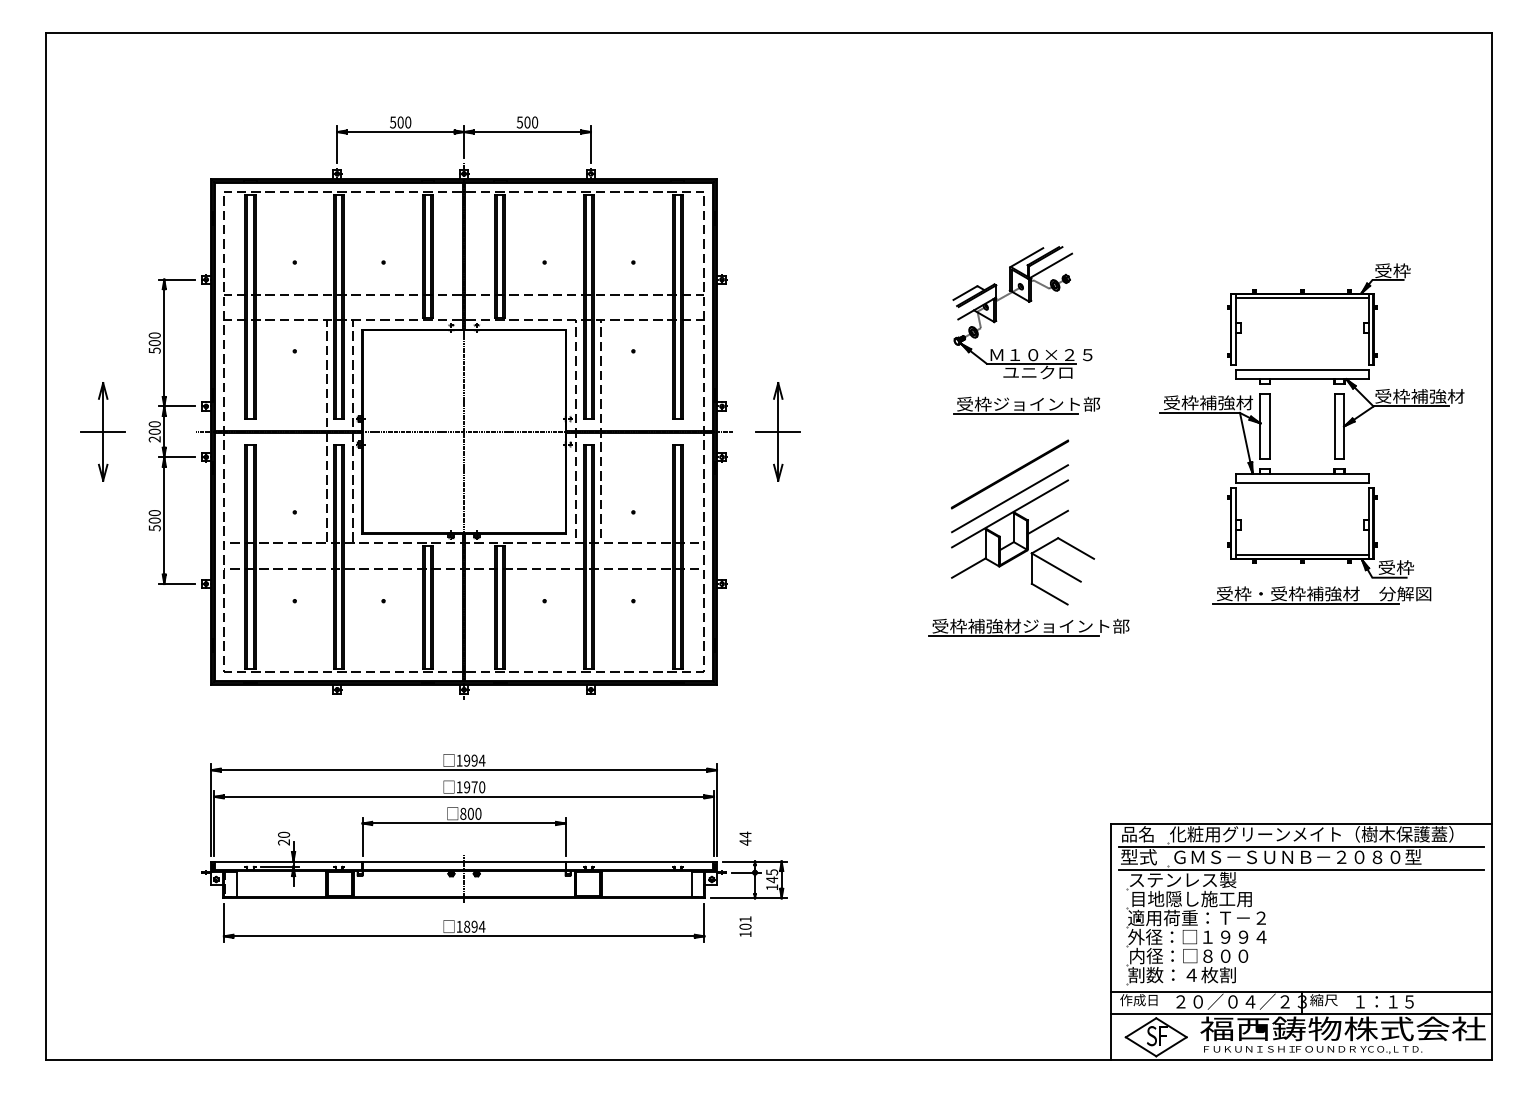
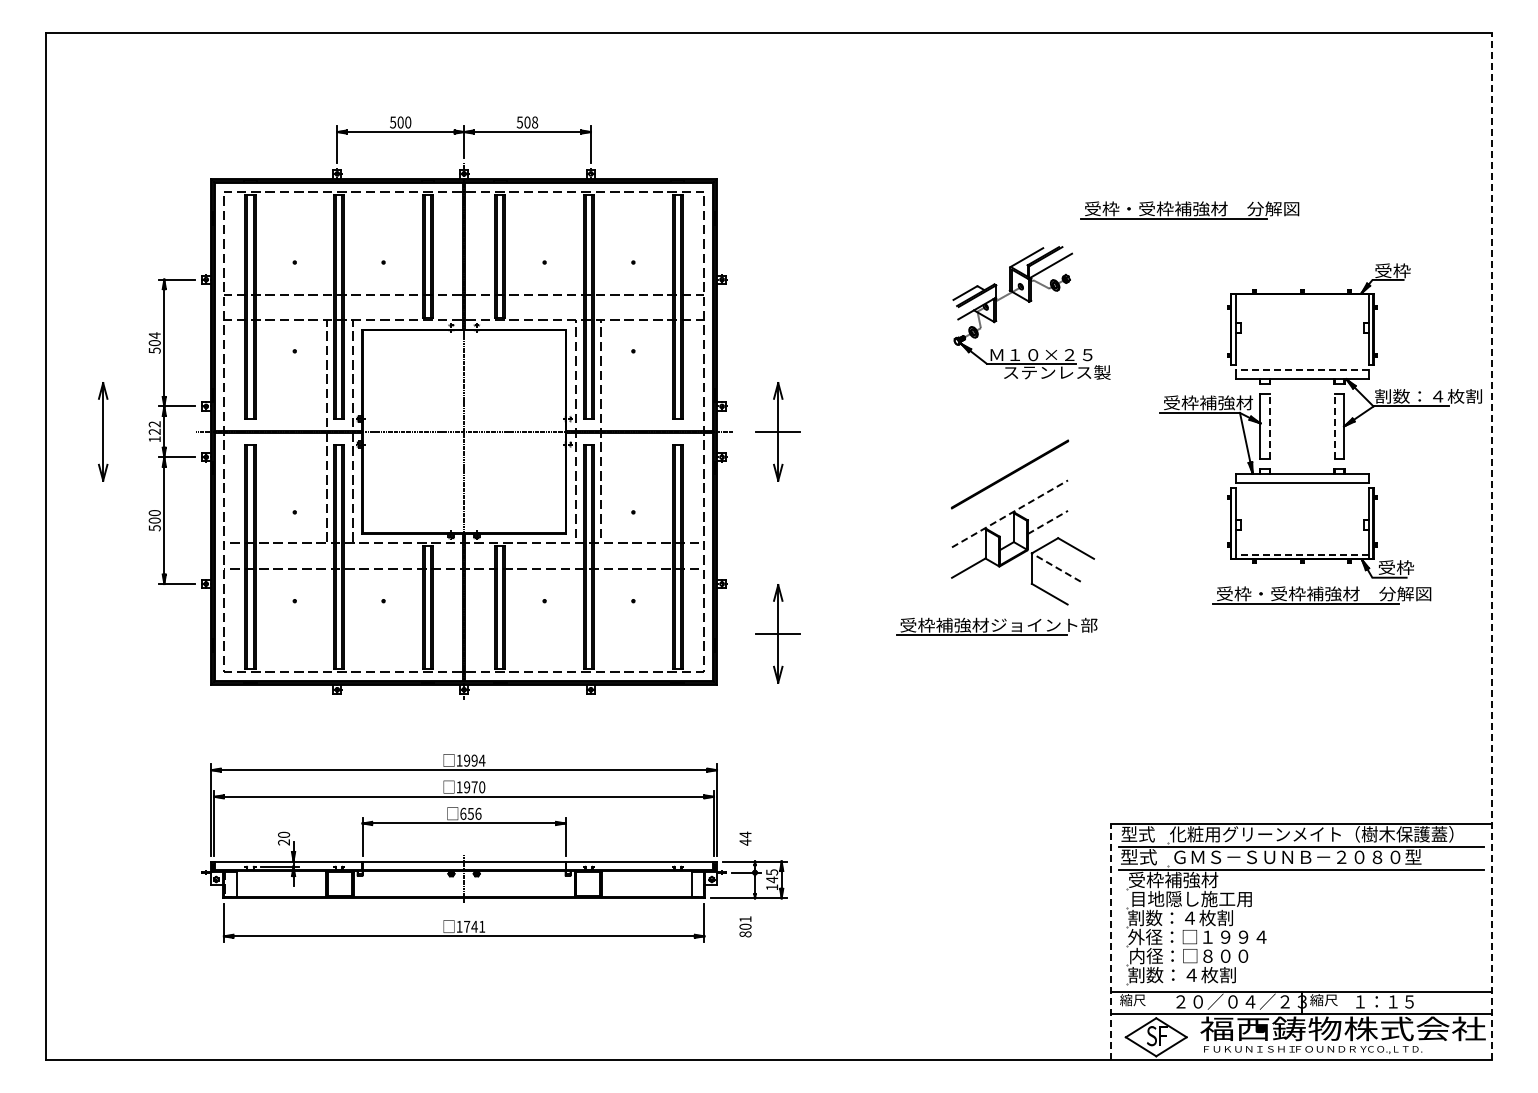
text: 500 -> 508 (535, 122)
part: none -> present (1189, 210)
line: present -> none (1301, 298)
text: 500 -> 504 (154, 335)
line: solid -> dashed (1301, 369)
text: ユニクロ -> ステンレス製 (1056, 372)
text: 受枠補強材 -> 割数：４枚割 (1428, 396)
part: present -> none (1026, 405)
line: solid -> dashed (1269, 425)
line: solid -> dashed (1334, 425)
line: present -> none (103, 431)
text: 200 -> 122 (154, 431)
line: present -> none (1010, 498)
line: solid -> dashed (1010, 513)
line: solid -> dashed (1048, 522)
line: solid -> dashed (1491, 546)
line: solid -> dashed (1302, 554)
line: solid -> dashed (1055, 567)
part position: (1028, 627) -> (996, 626) (996, 626)
part: none -> present (777, 633)
text: 800 -> 656 (470, 813)
text: 品名 -> 型式 (1137, 834)
text: ステンレス製 -> 受枠補強材 (1182, 879)
text: 適用荷重：Ｔ－２ -> 割数：４枚割 (1196, 917)
text: 1894 -> 1741 (474, 926)
text: 101 -> 801 (745, 934)
line: solid -> dashed (1111, 942)
text: 作成日 -> 縮尺 (1138, 1000)
